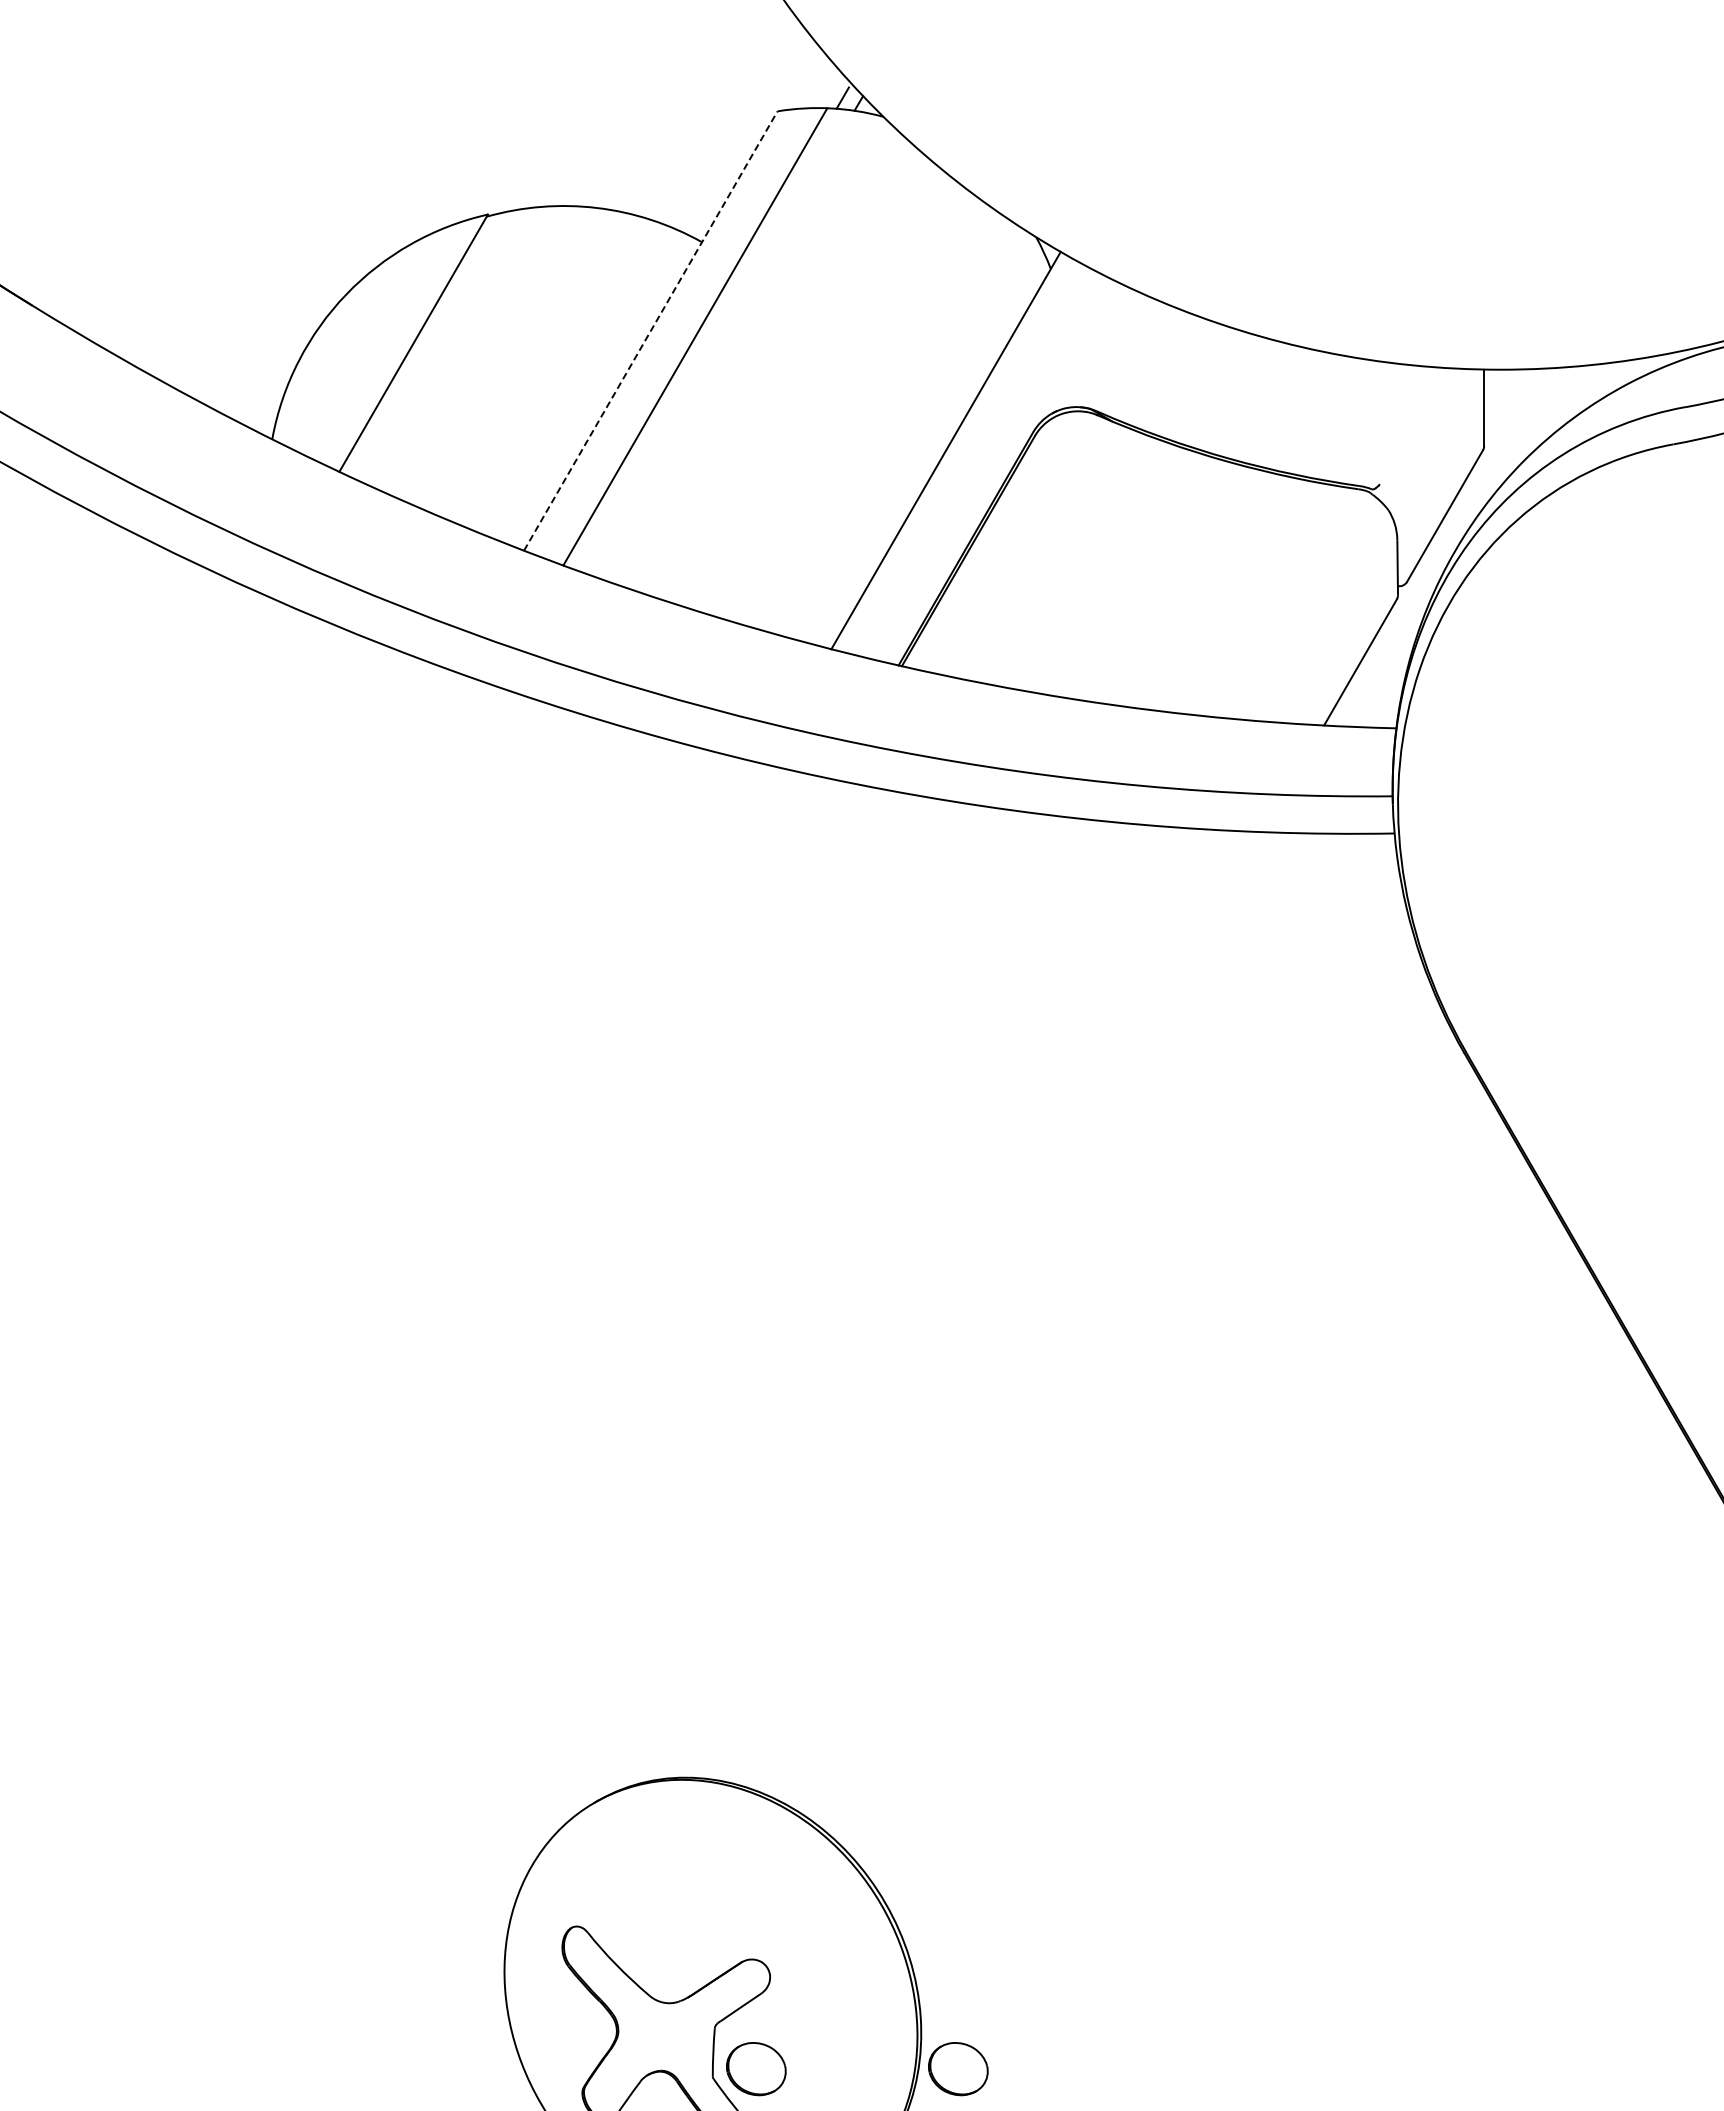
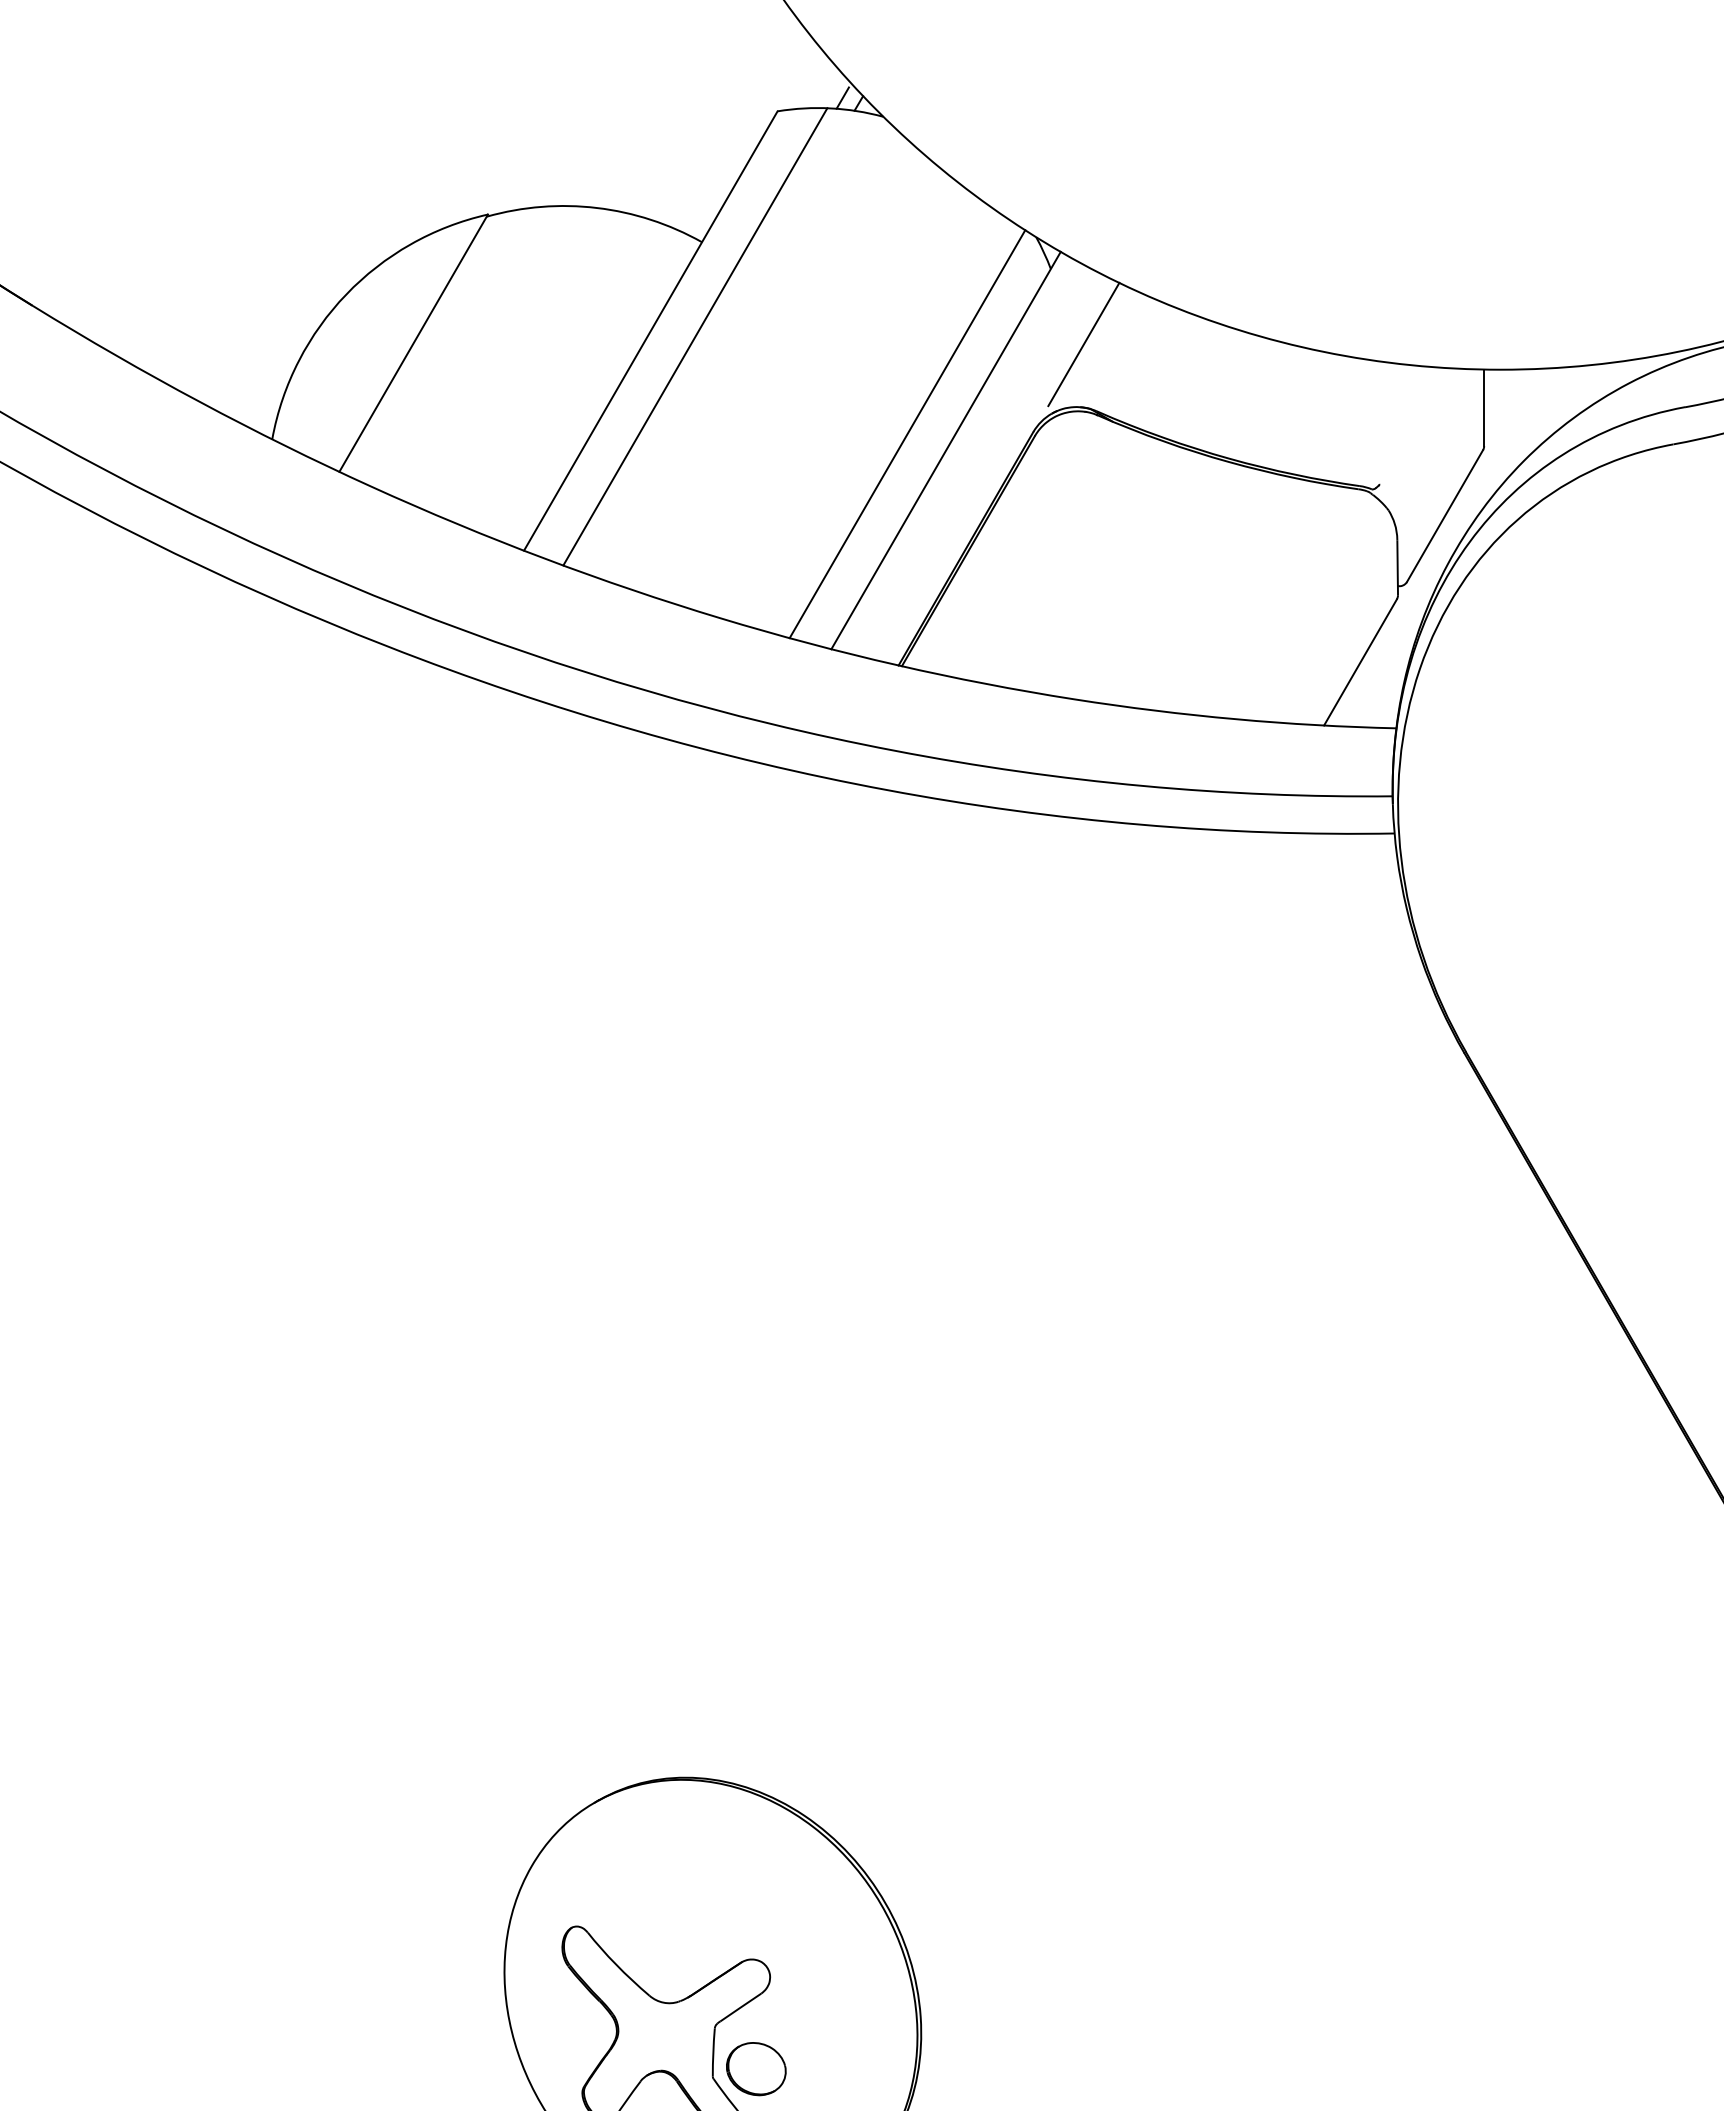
line: dashed -> solid (650, 331)
line: none -> present (1083, 344)
line: none -> present (907, 434)
part: present -> none (958, 2069)
